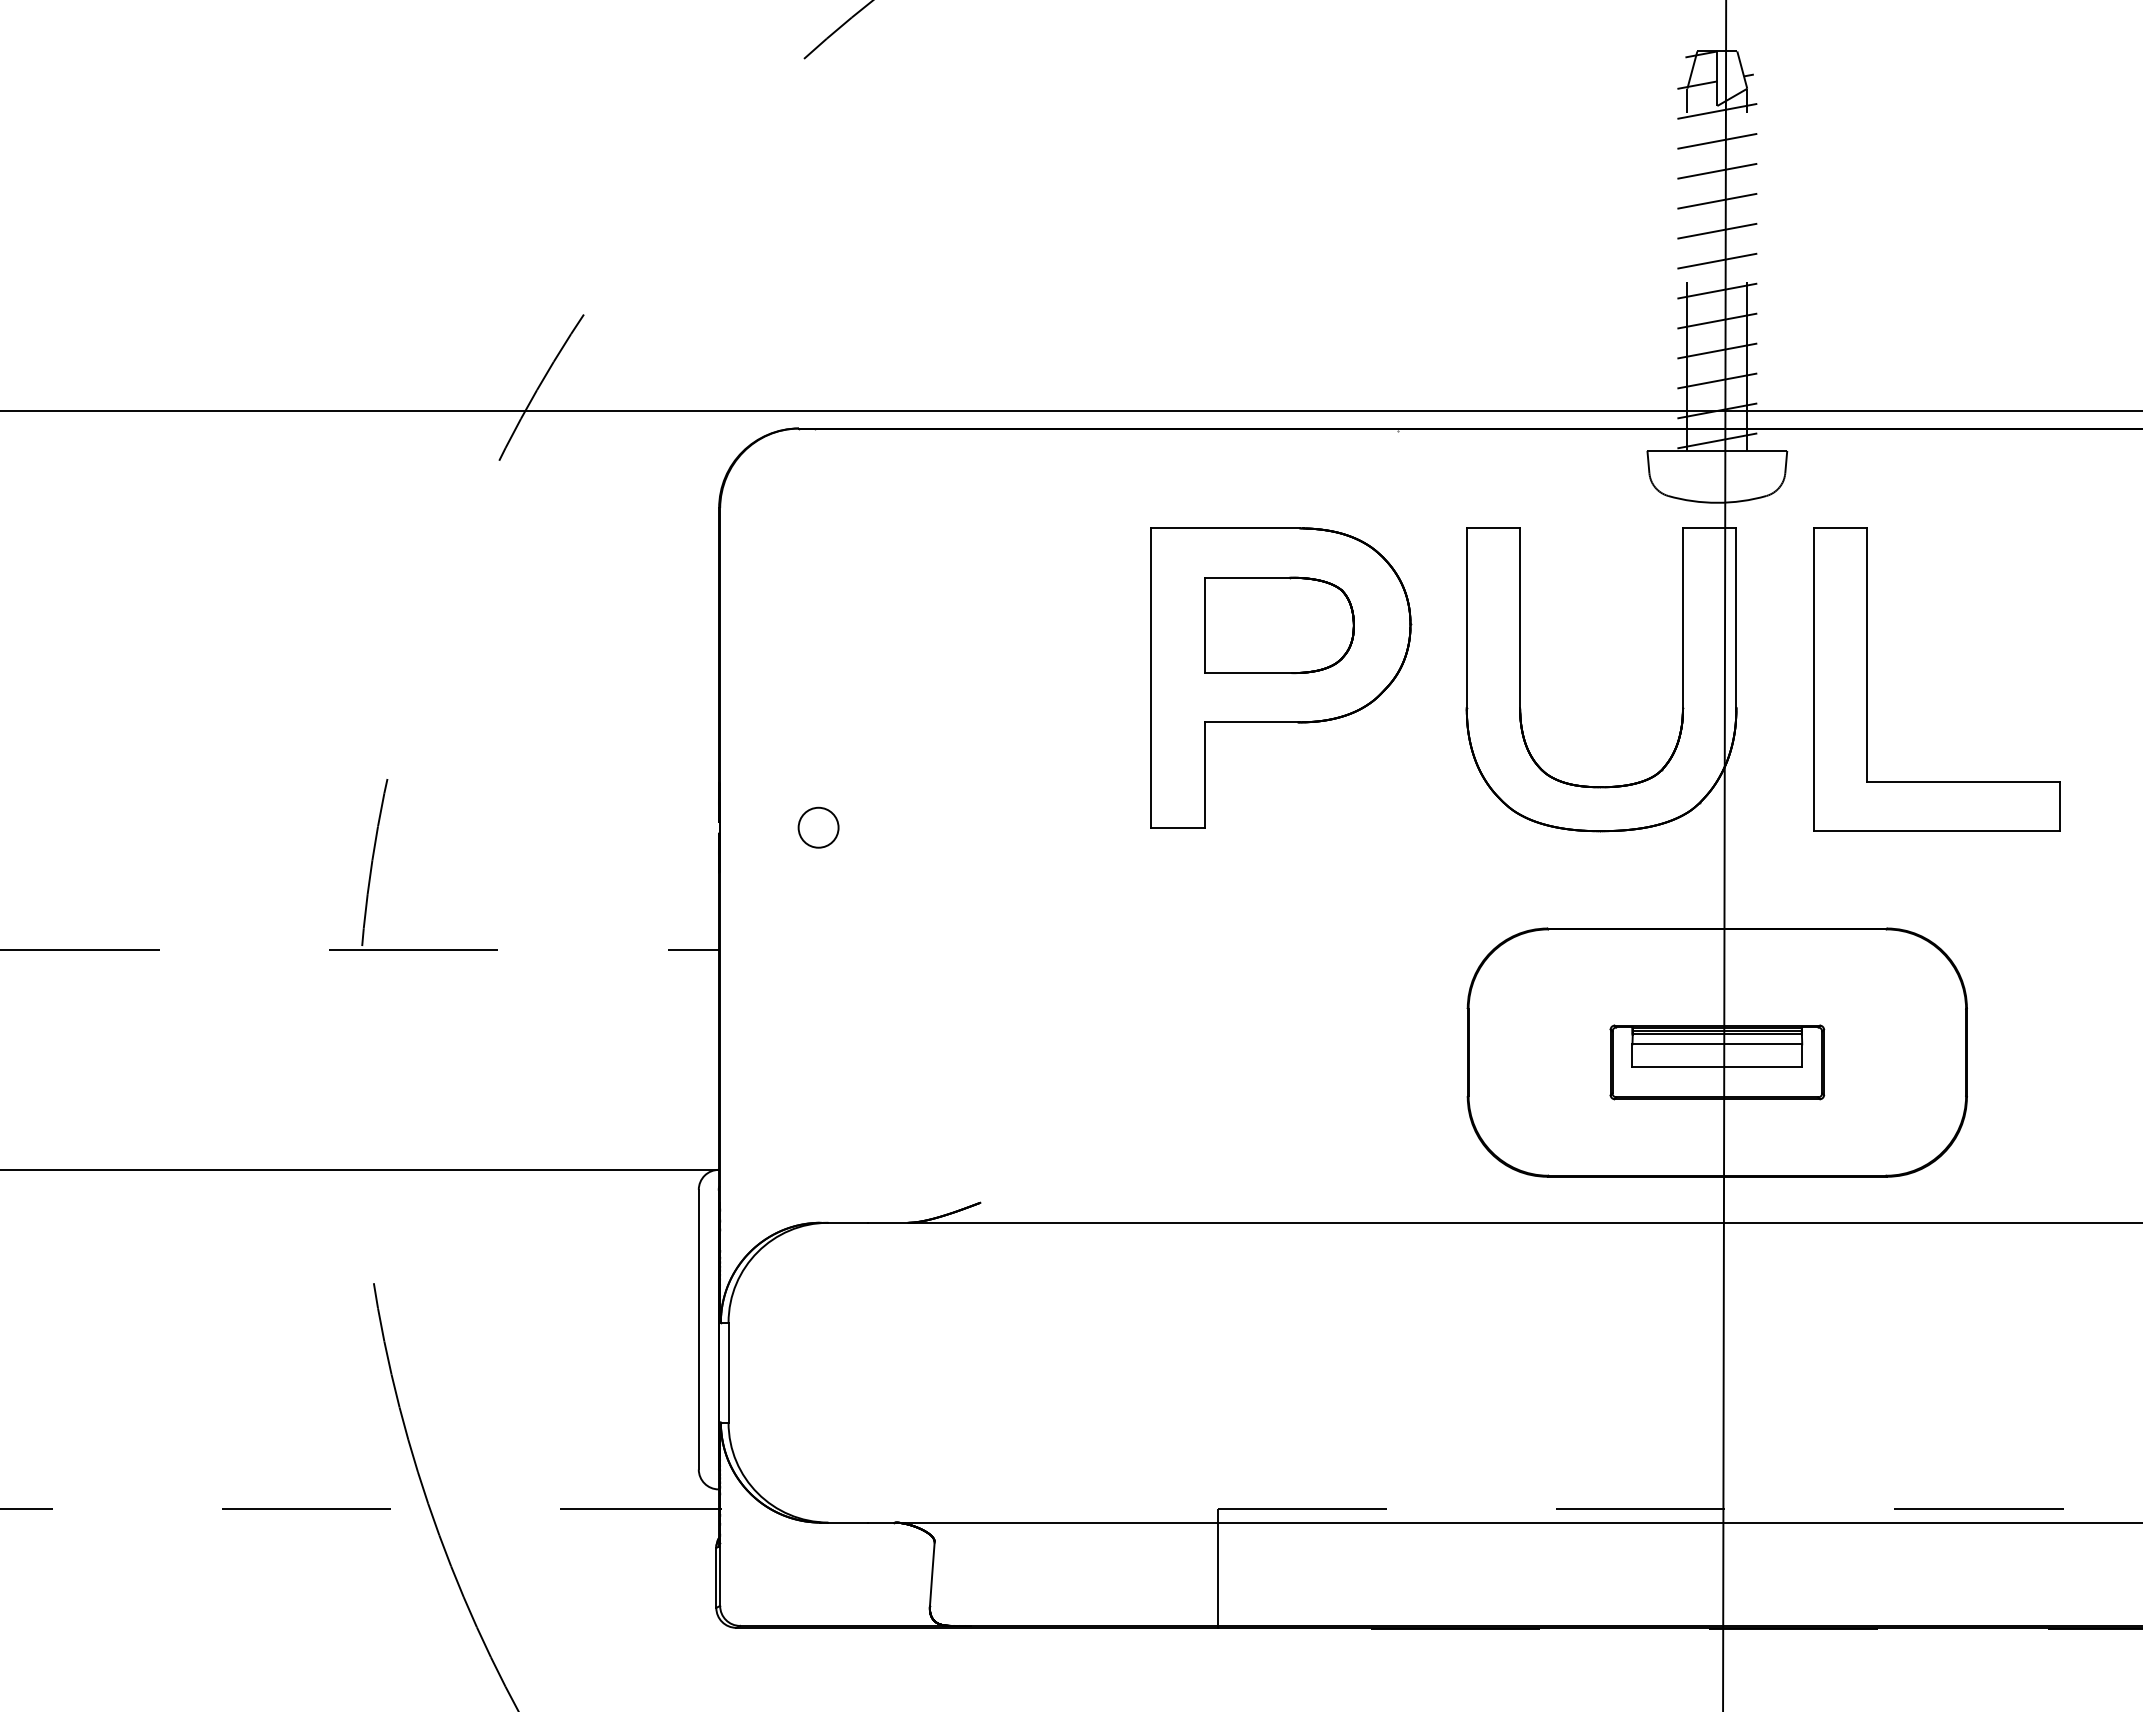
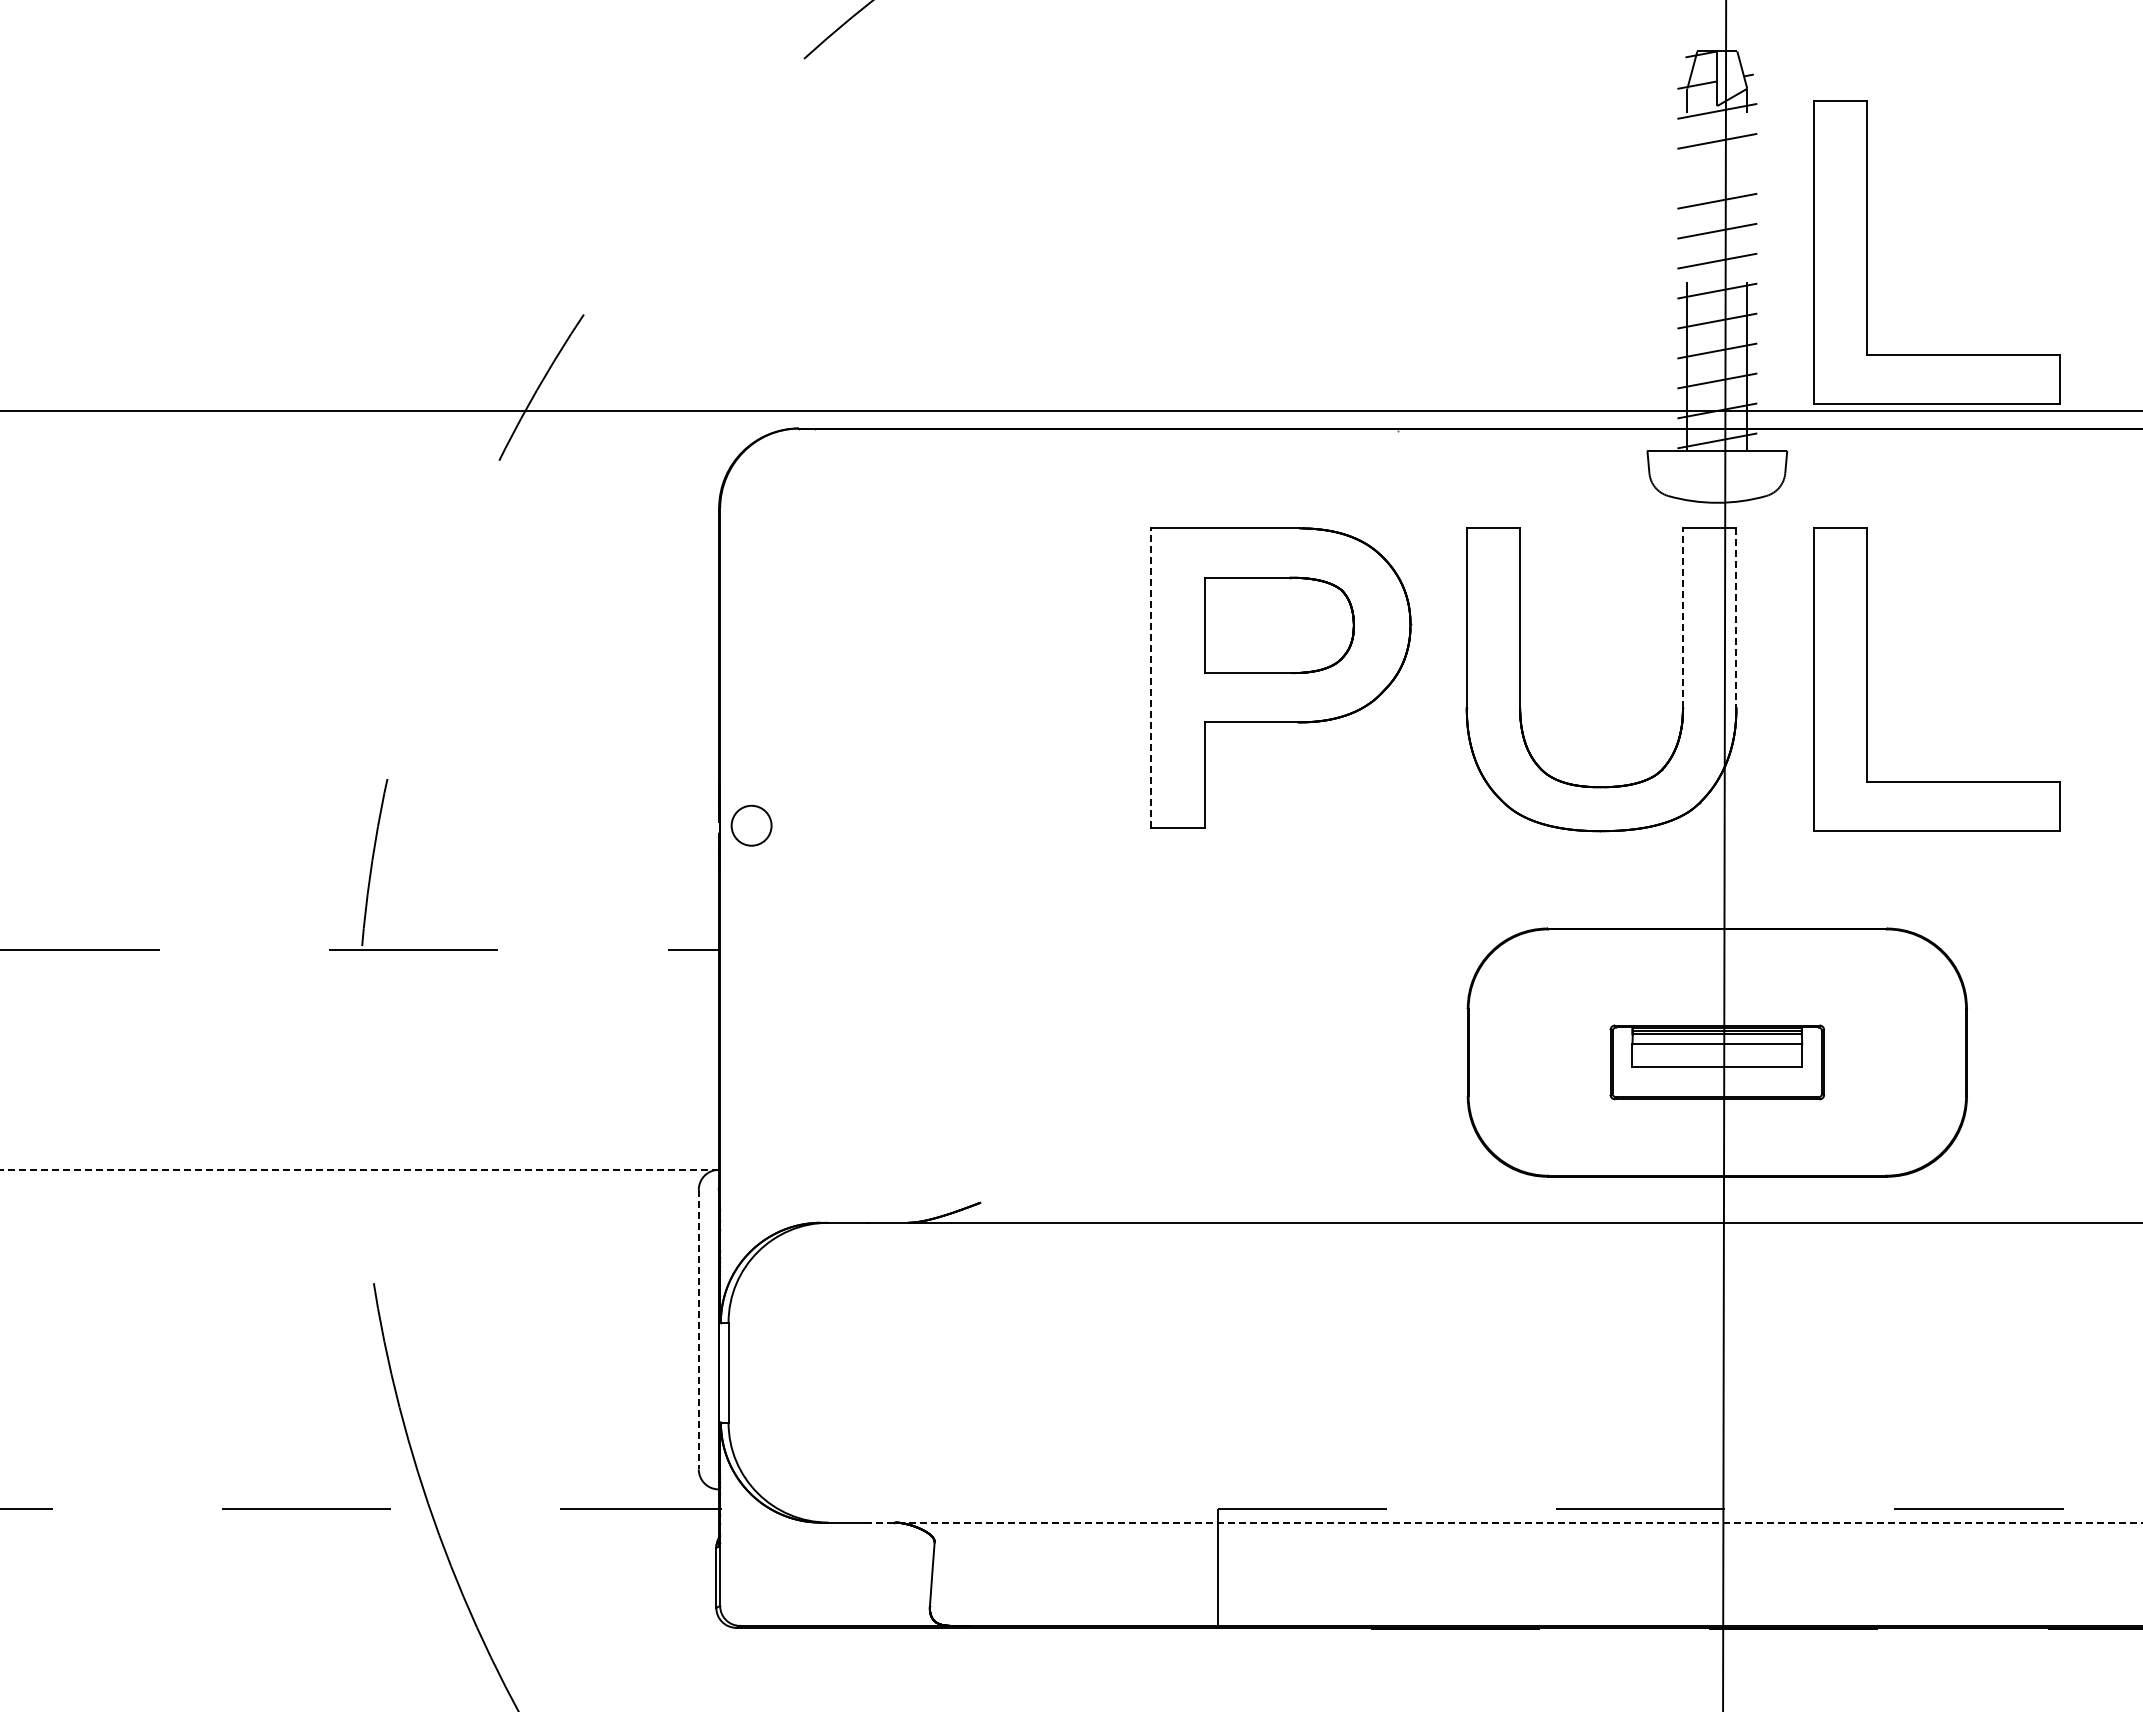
line: present -> none (1717, 170)
part: none -> present (1867, 252)
line: solid -> dashed (1683, 618)
line: solid -> dashed (1736, 618)
line: solid -> dashed (1151, 678)
circle position: (818, 827) -> (751, 825) (751, 825)
line: solid -> dashed (359, 1169)
line: solid -> dashed (698, 1329)
line: solid -> dashed (1505, 1522)
